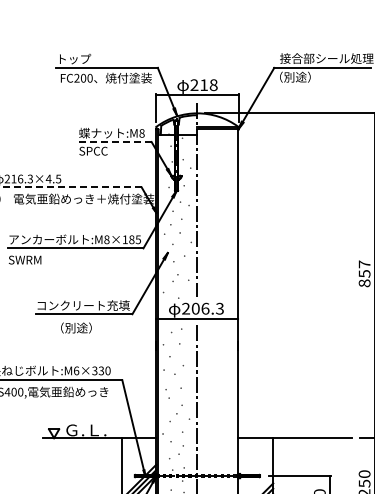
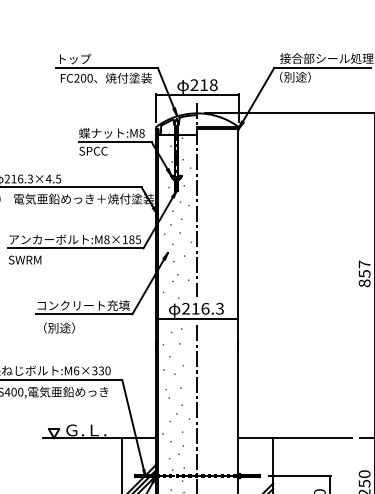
line: dashed -> solid (115, 142)
line: dashed -> solid (70, 187)
text: 206.3 -> 216.3 (195, 308)
text position: (76, 327) -> (59, 327) (59, 327)
